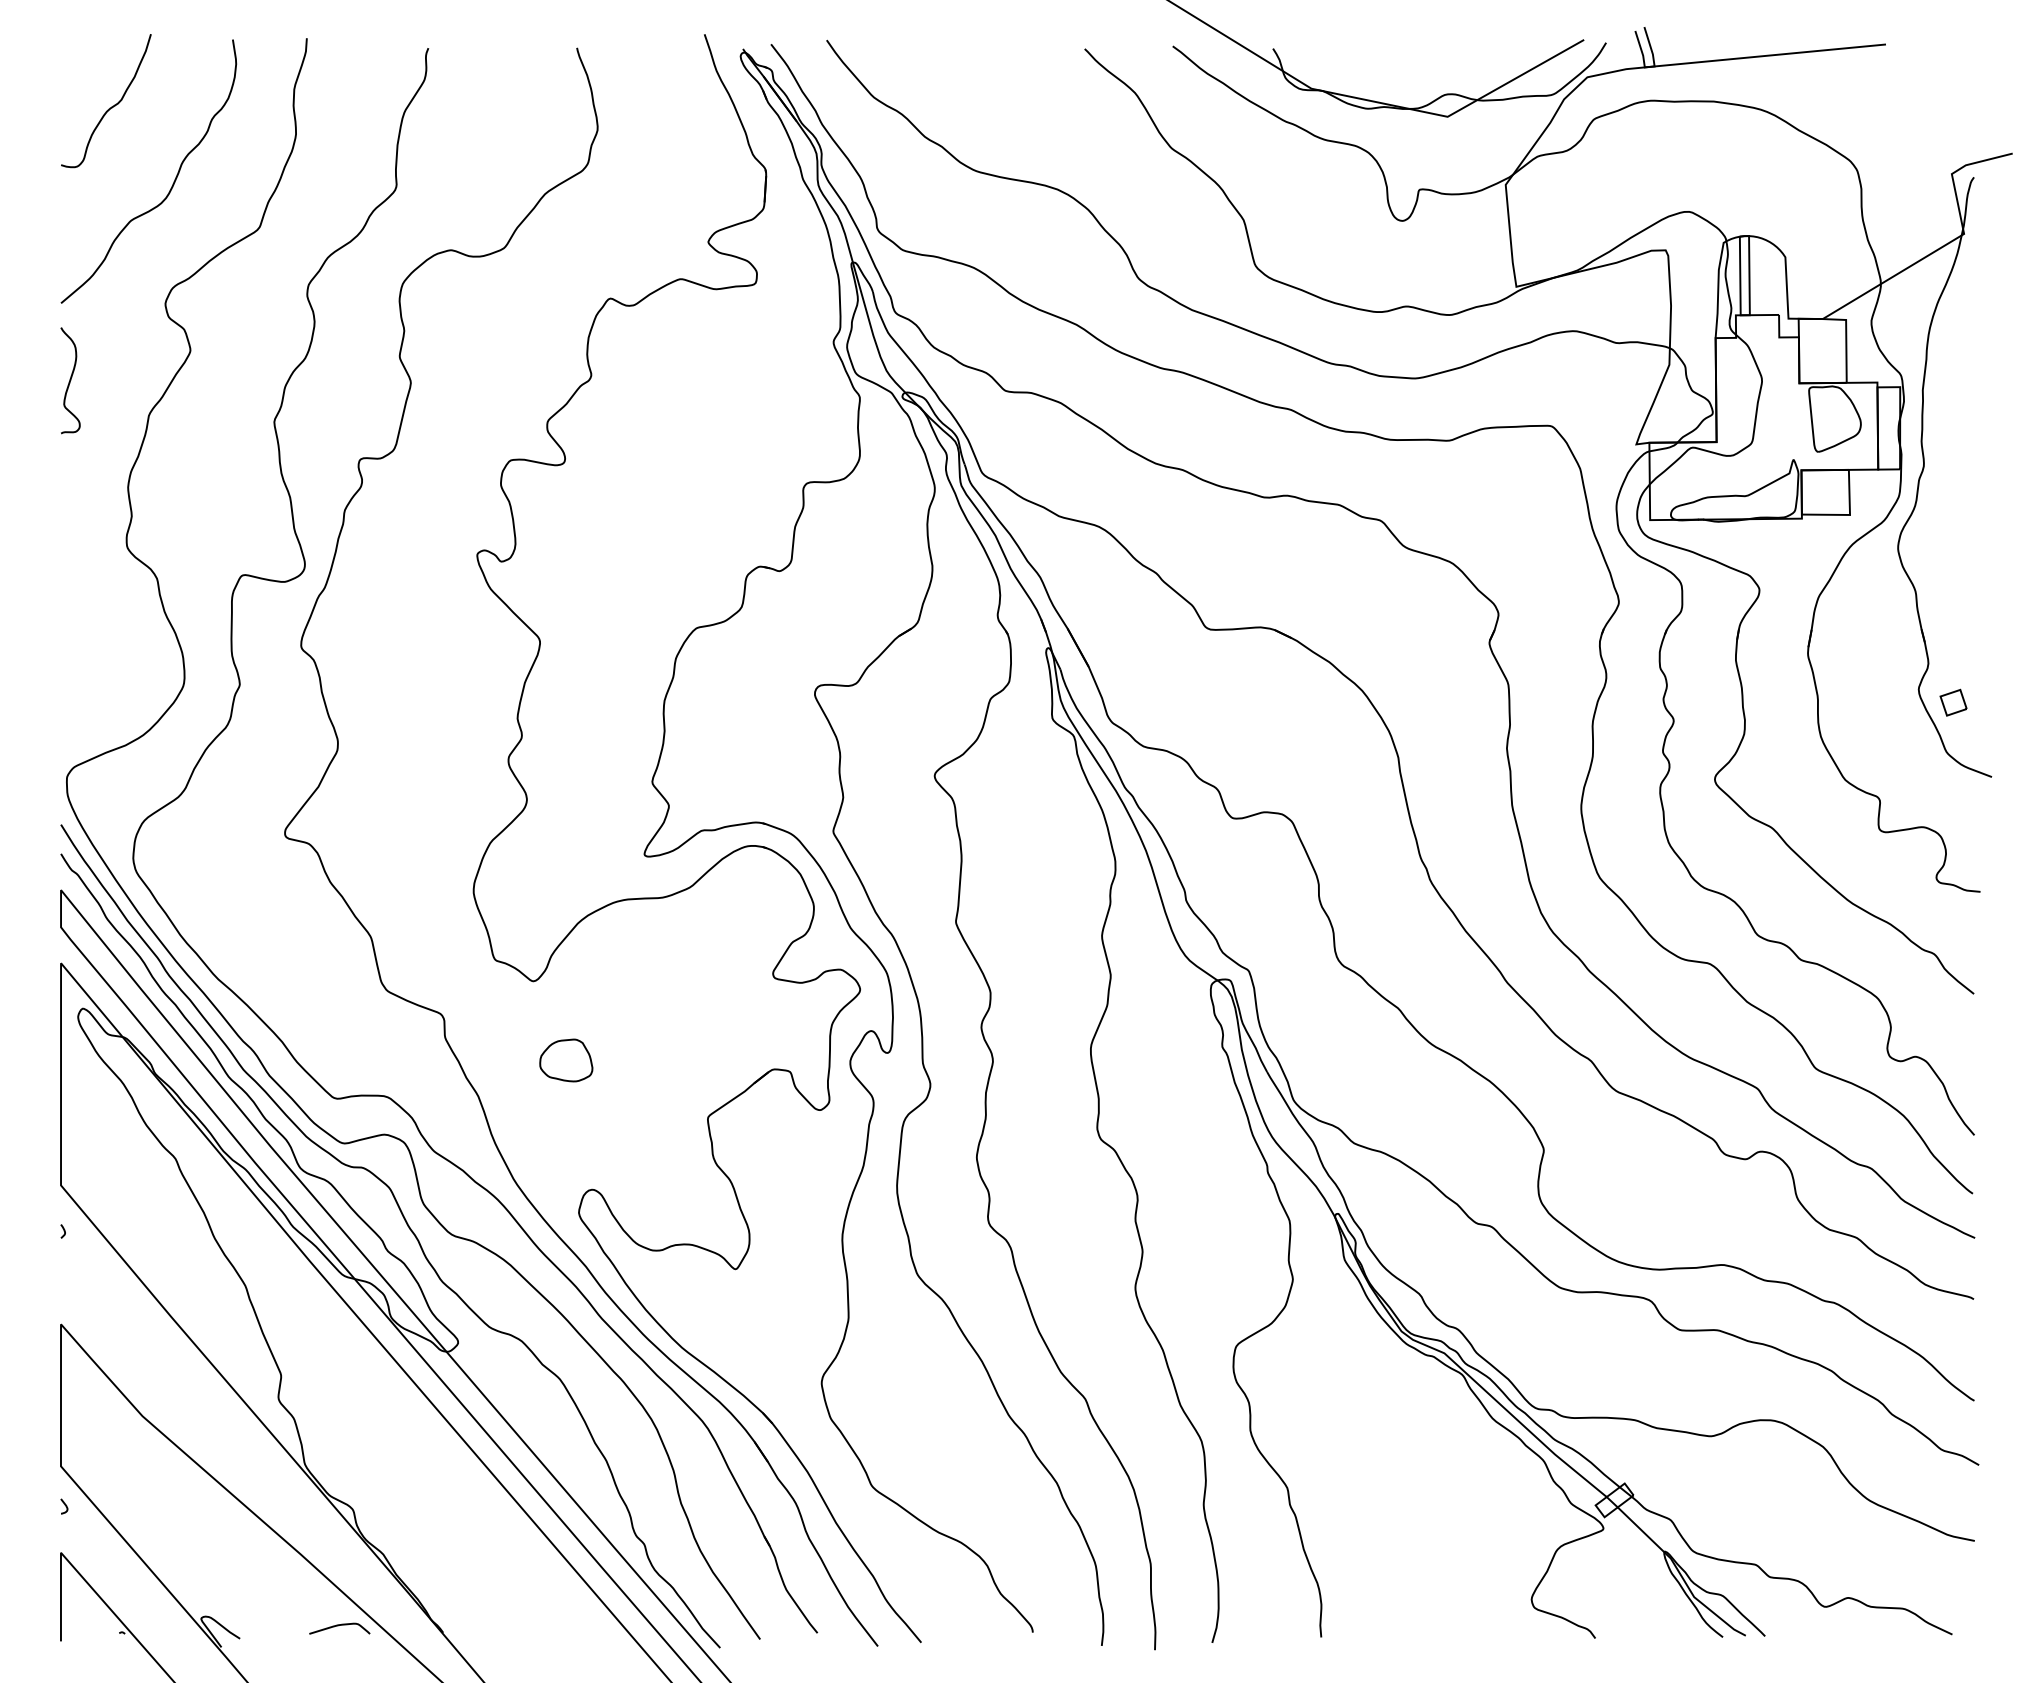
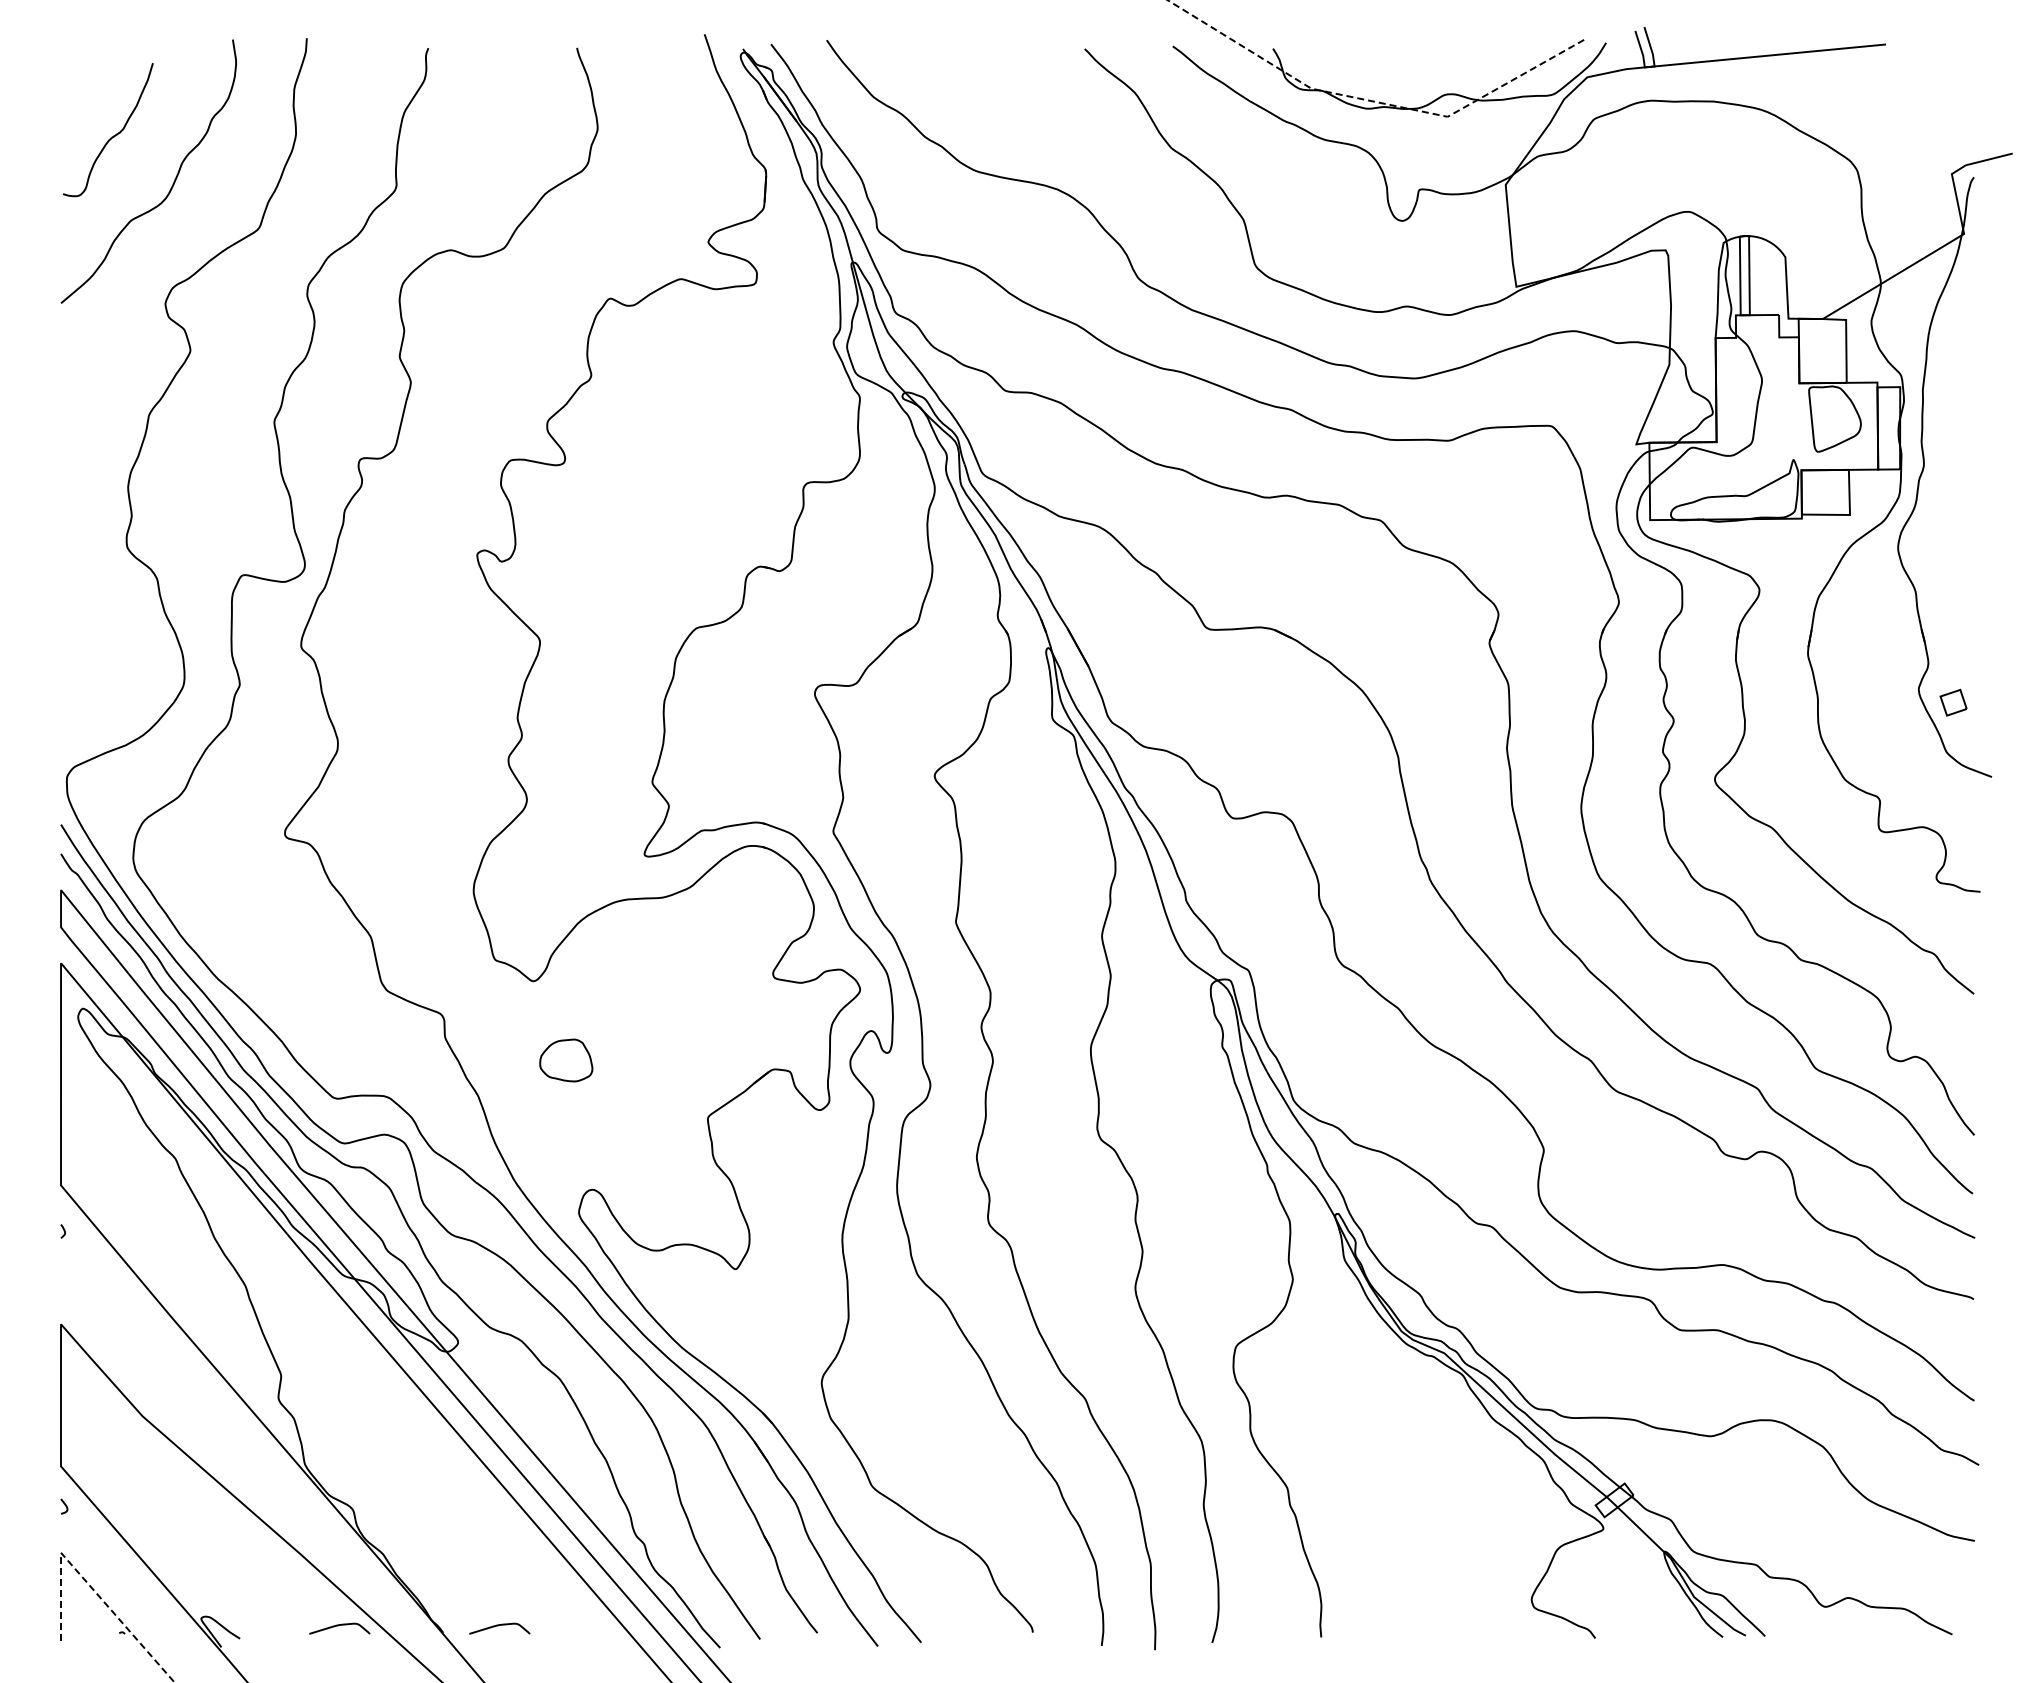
line: solid -> dashed (1373, 101)
curve position: (111, 106) -> (113, 135) (113, 135)
curve: present -> none (70, 380)
line: solid -> dashed (88, 1584)
curve: none -> present (498, 1626)
